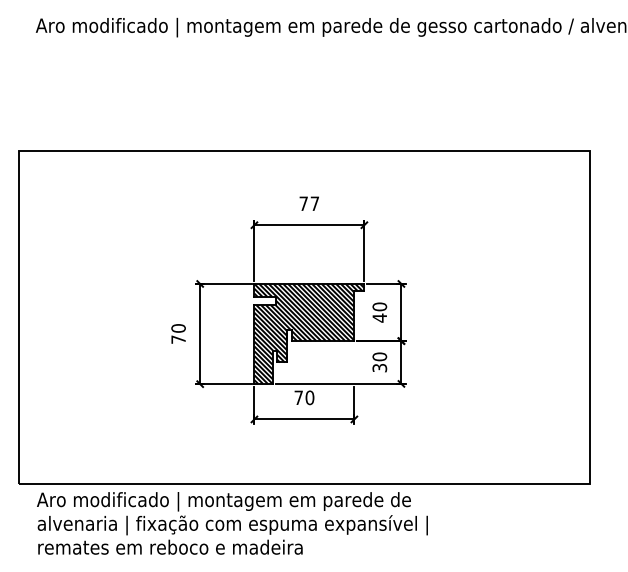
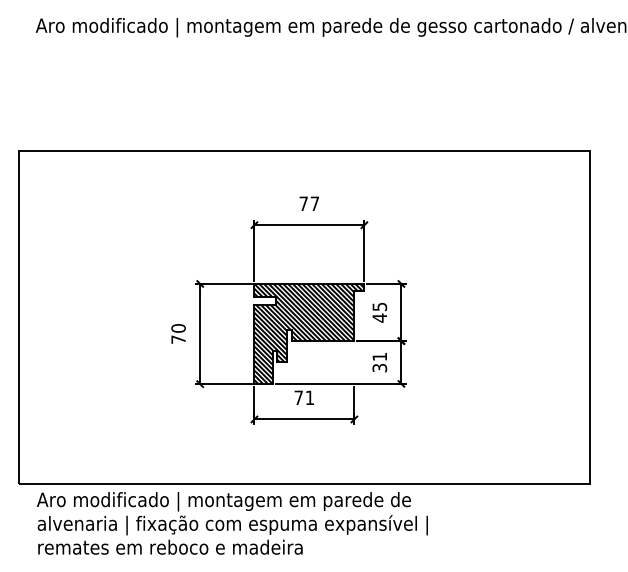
text: 40 -> 45 (379, 306)
text: 30 -> 31 (379, 356)
text: 70 -> 71 (309, 397)
